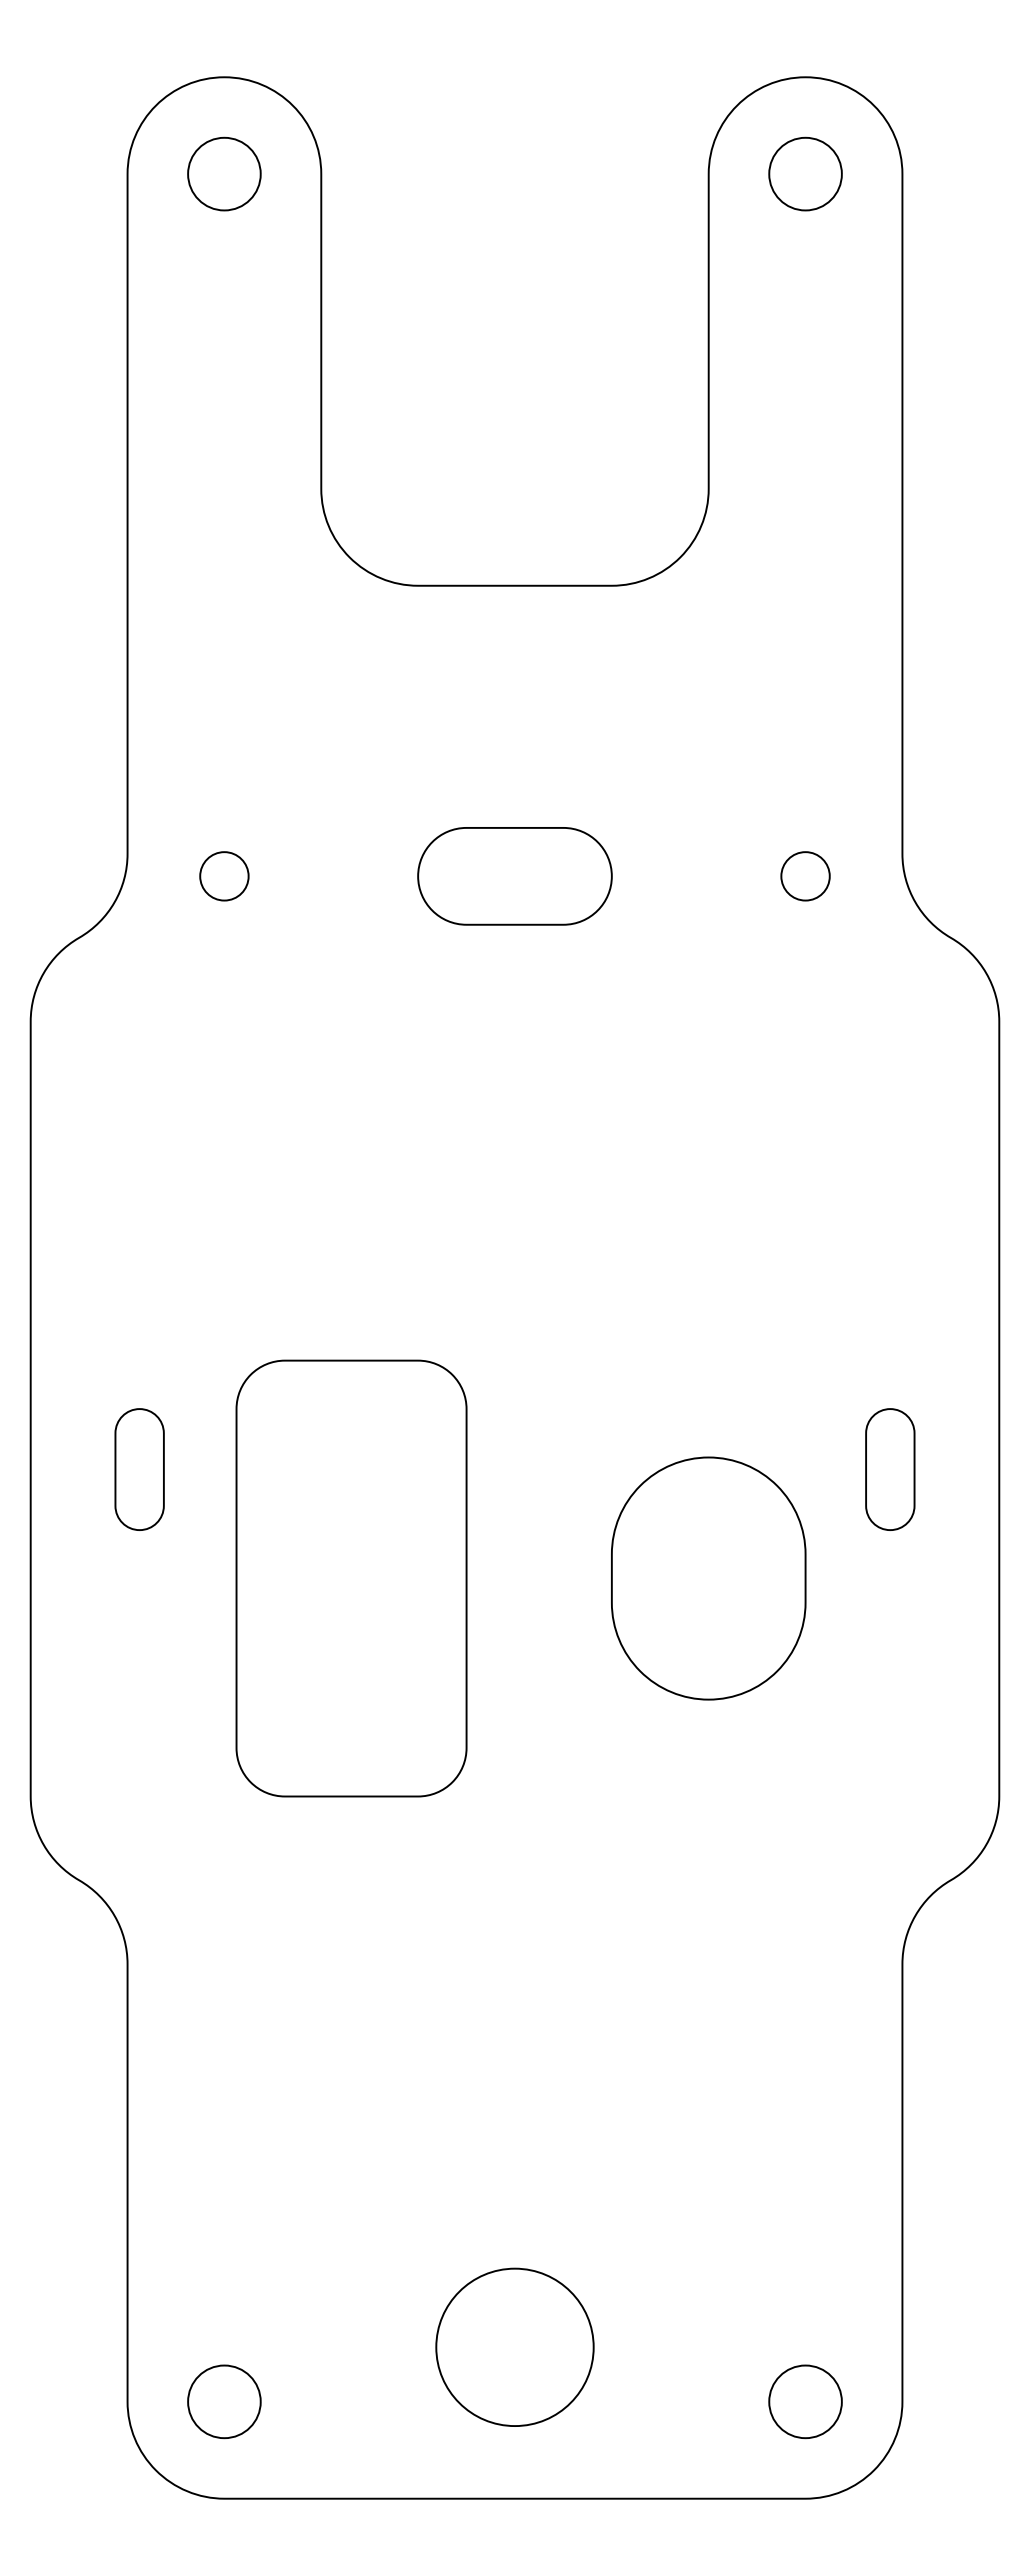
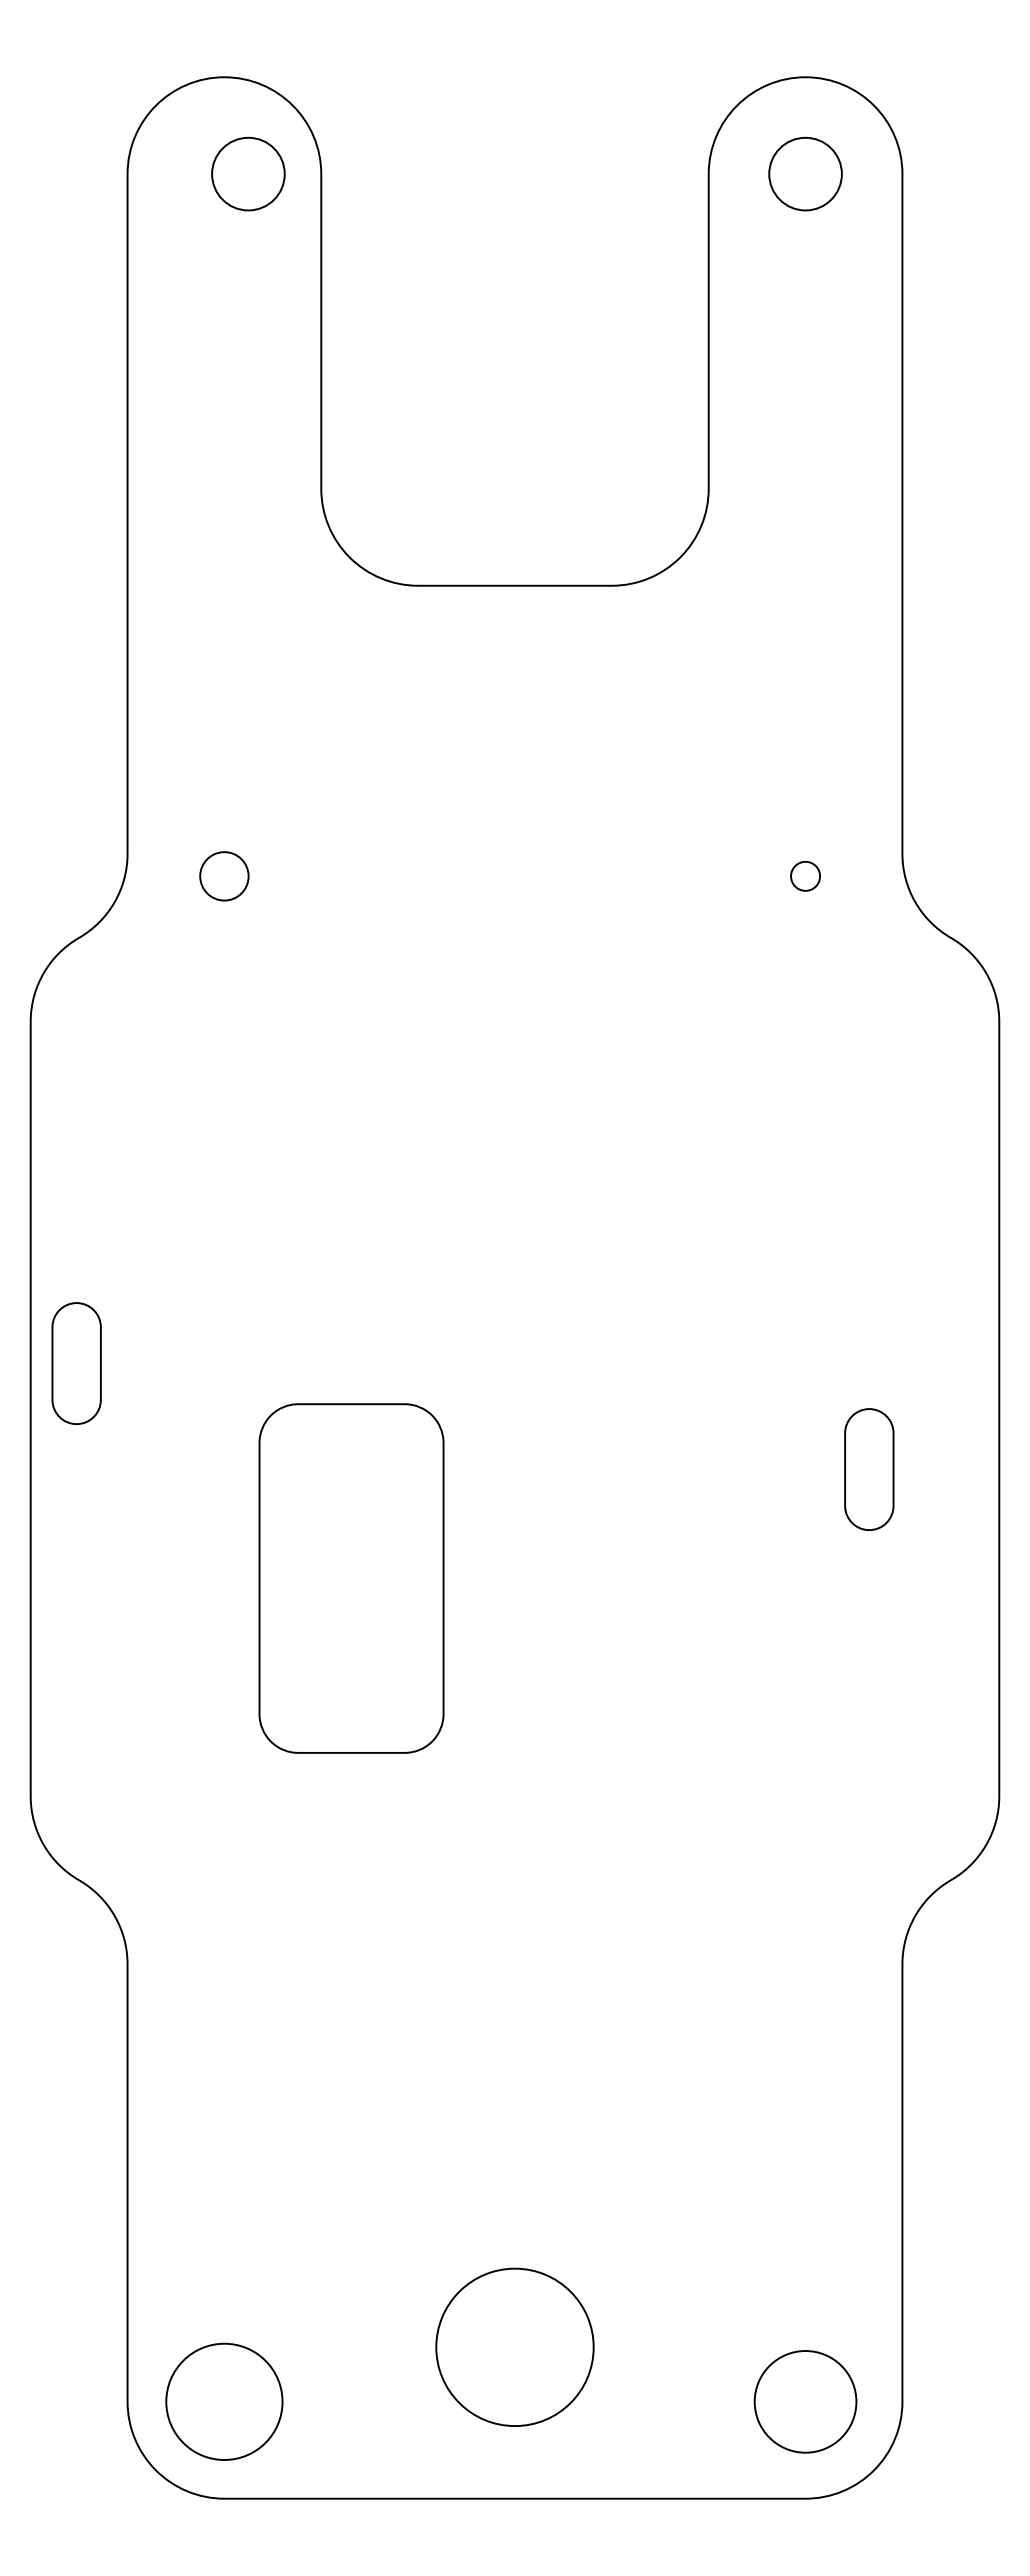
circle position: (224, 173) -> (248, 173) (248, 173)
part: present -> none (514, 876)
circle diameter: 48 px -> 29 px (805, 875)
part position: (139, 1469) -> (76, 1363) (76, 1363)
part position: (890, 1469) -> (869, 1469) (869, 1469)
part size: 233x439 px -> 187x351 px (351, 1578)
part: present -> none (708, 1578)
circle diameter: 73 px -> 116 px (224, 2401)
circle diameter: 73 px -> 102 px (805, 2401)
